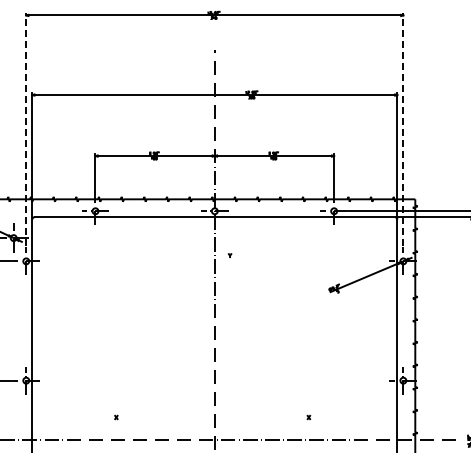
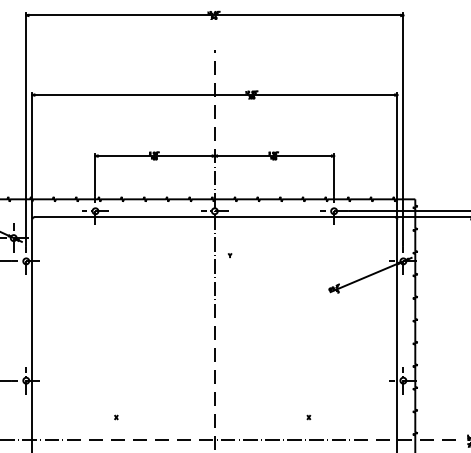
line: dashed -> solid (26, 129)
line: dashed -> solid (403, 129)
